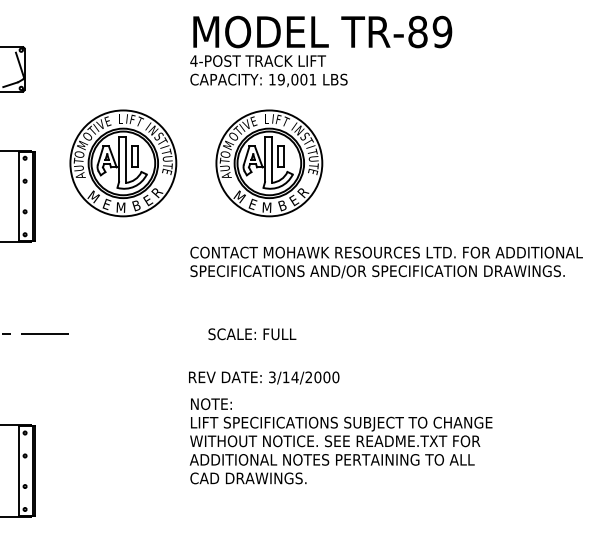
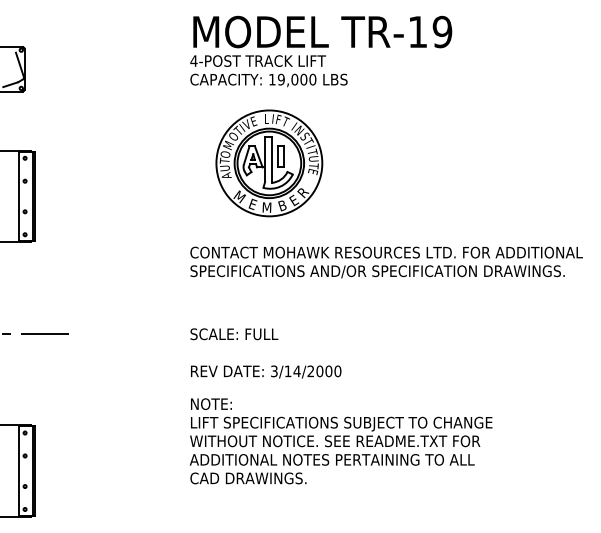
text: TR-89 -> TR-19 (417, 31)
text: 19,001 -> 19,000 (312, 79)
part: present -> none (123, 163)
text position: (252, 334) -> (234, 334) (234, 334)
text position: (264, 377) -> (266, 371) (266, 371)
